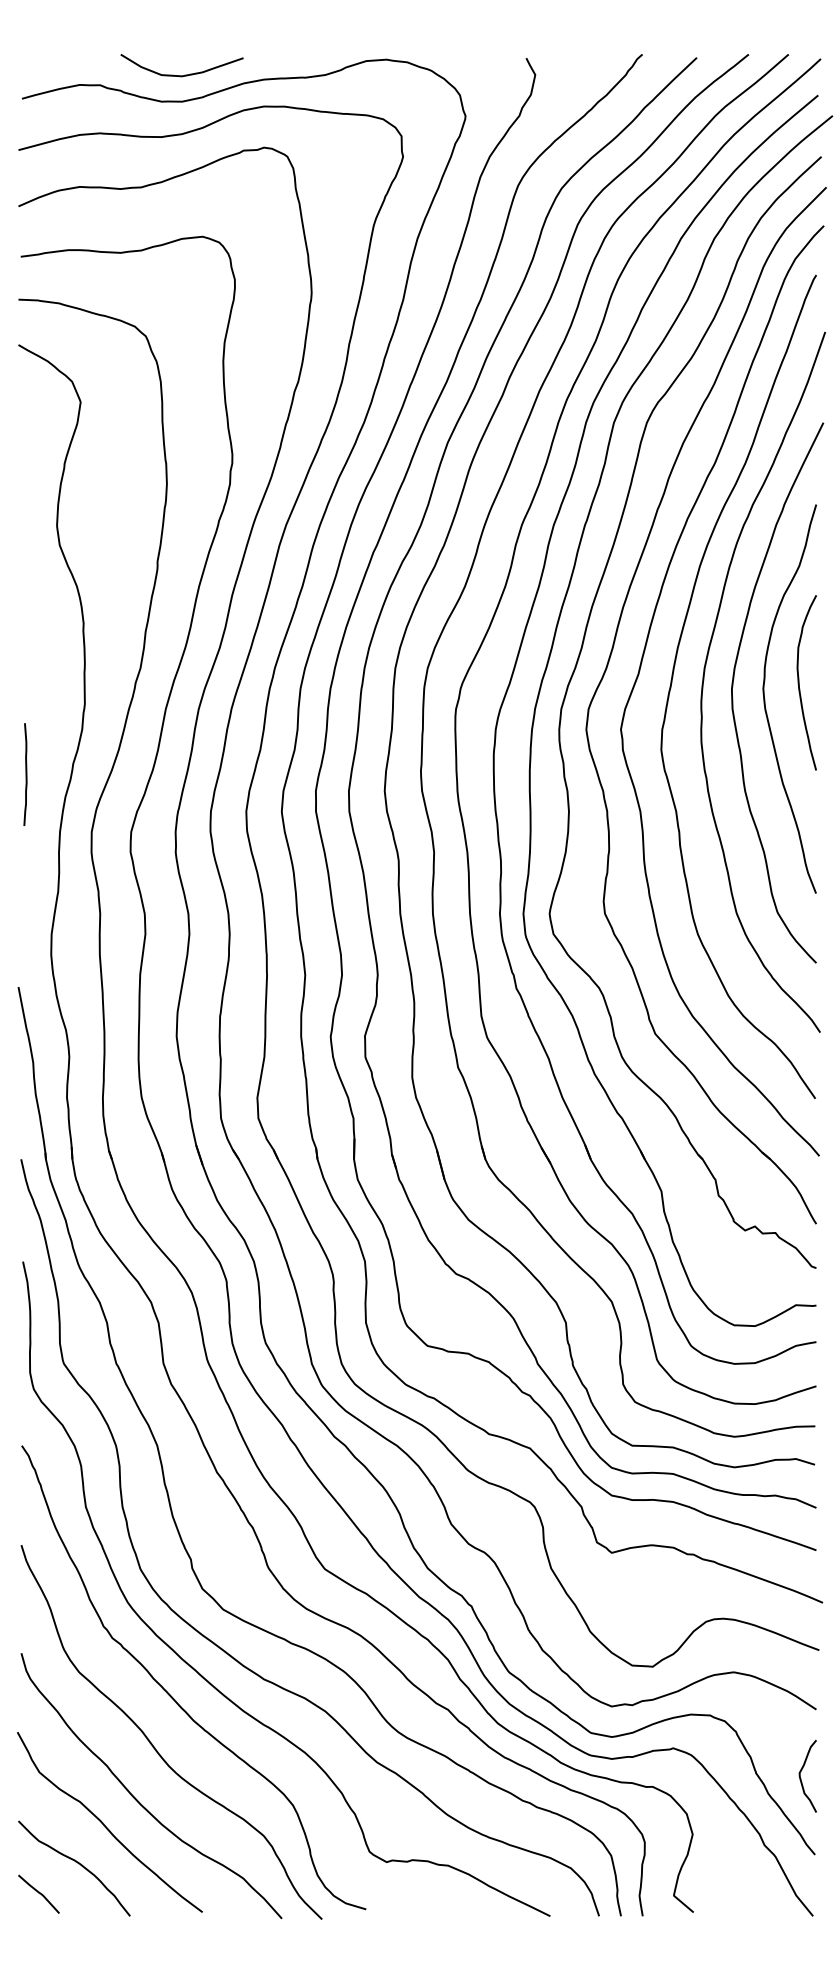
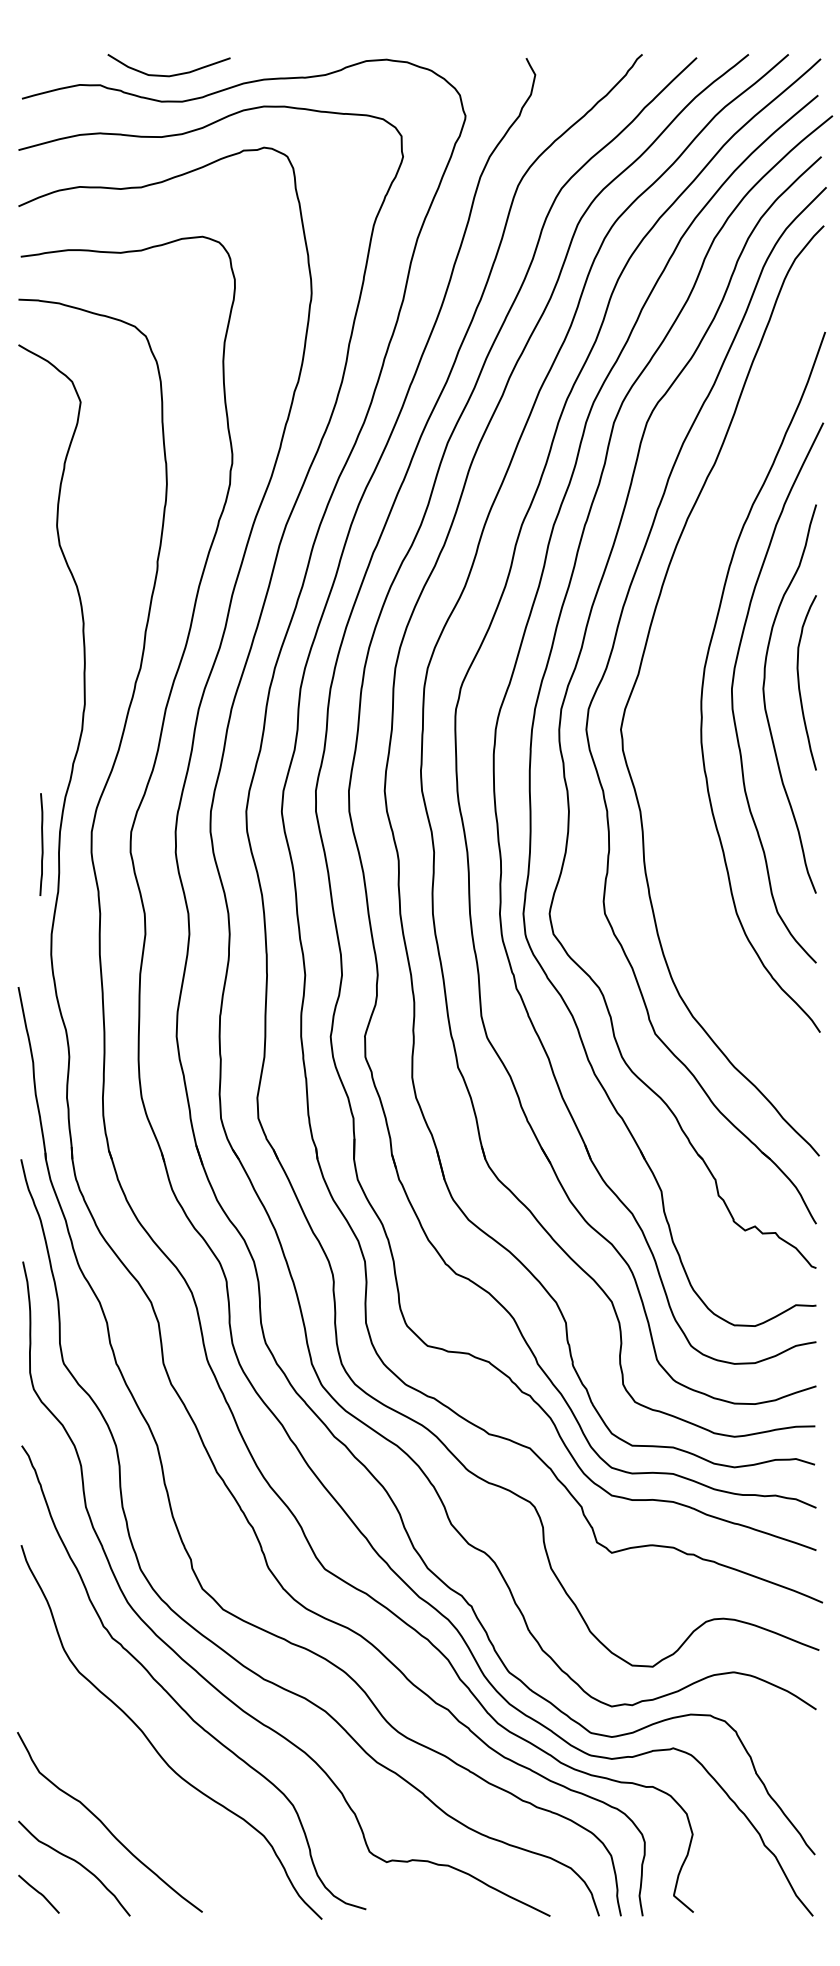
curve position: (185, 74) -> (172, 74) (172, 74)
curve: present -> none (673, 677)
curve position: (25, 774) -> (41, 844) (41, 844)
curve: present -> none (801, 1778)
curve: present -> none (137, 1799)
